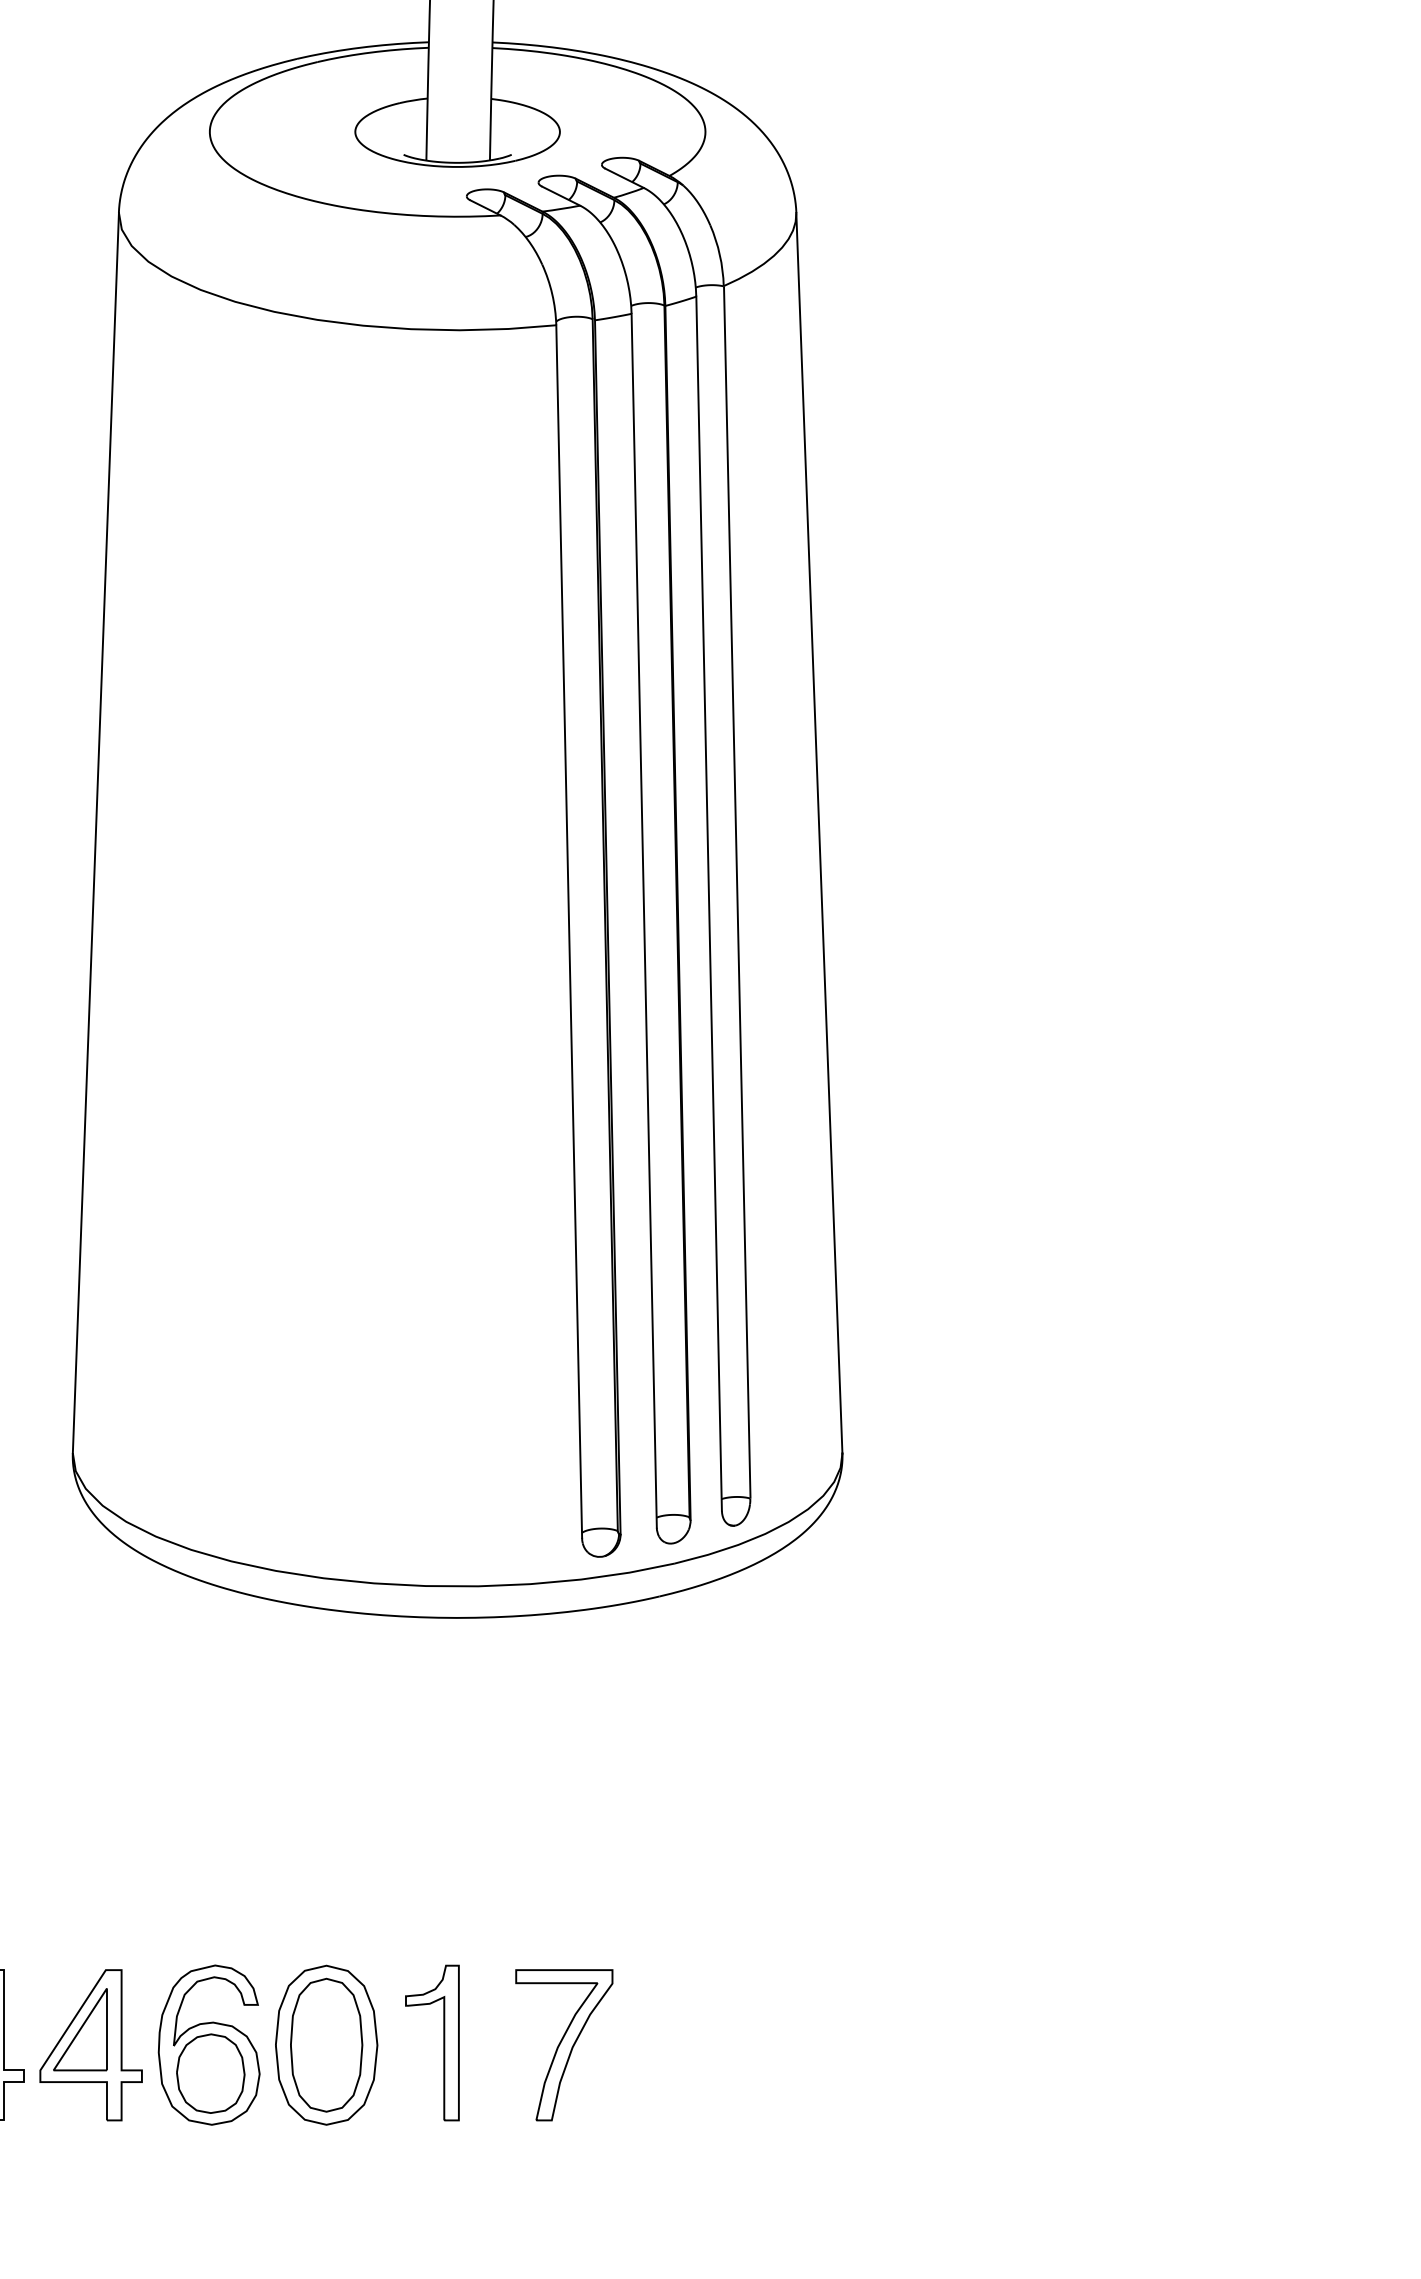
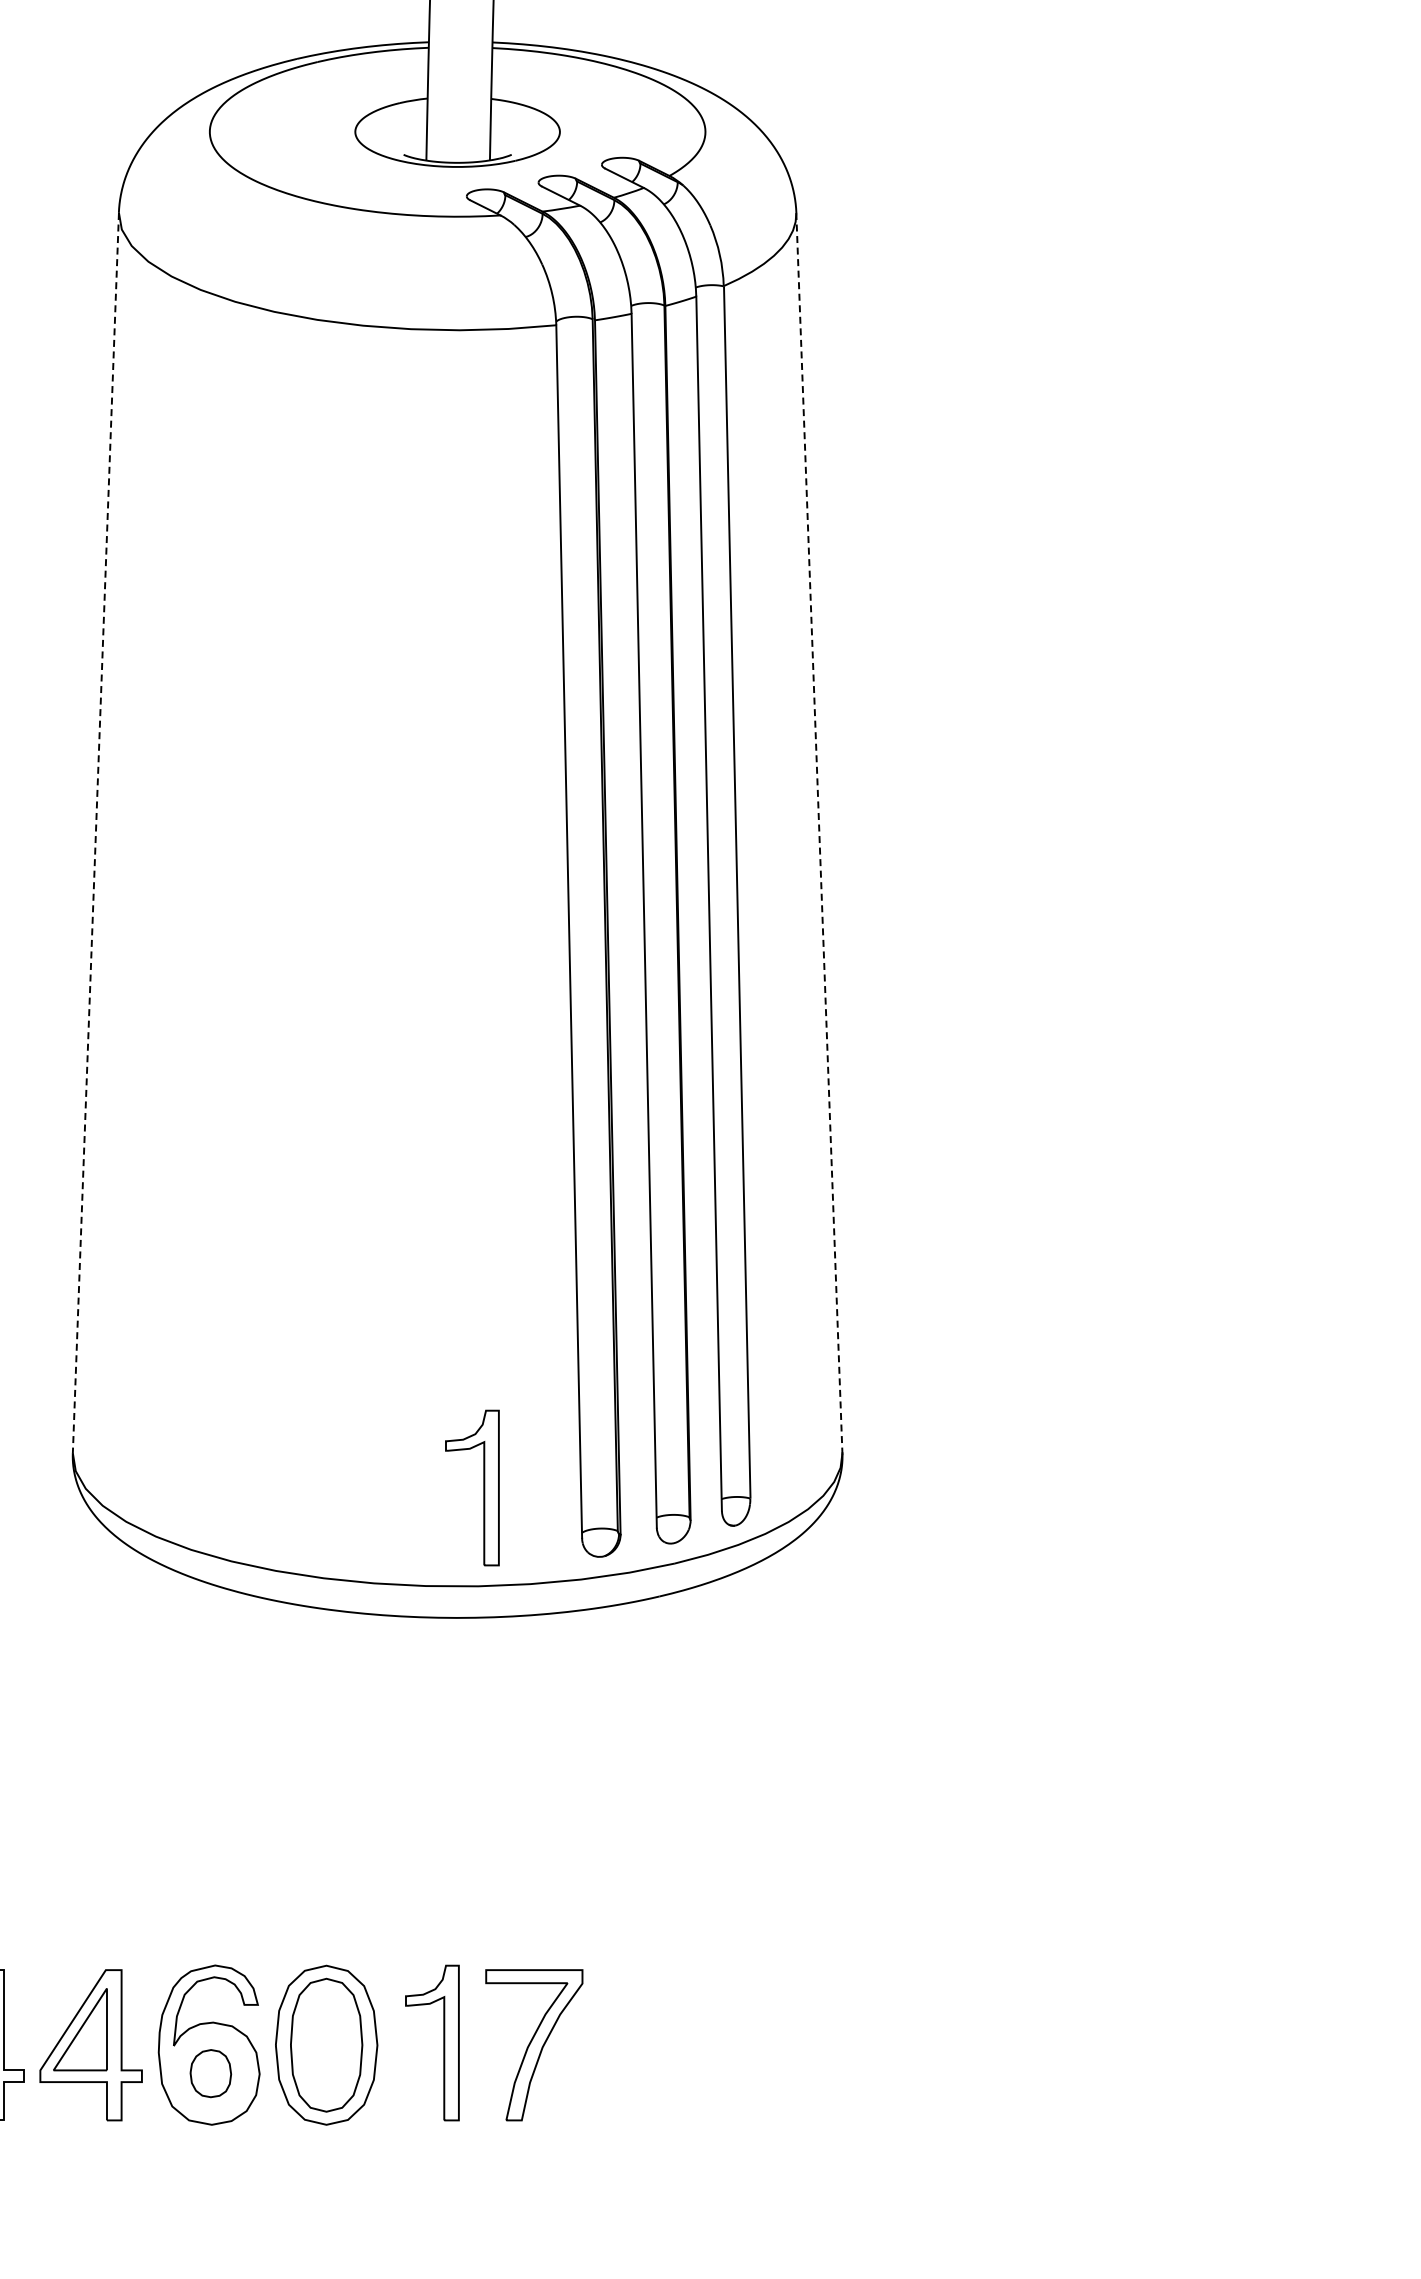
line: solid -> dashed (95, 833)
line: solid -> dashed (819, 833)
part: none -> present (483, 1487)
part position: (564, 2045) -> (534, 2045) (534, 2045)
part size: 70x81 px -> 44x50 px (210, 2073)
